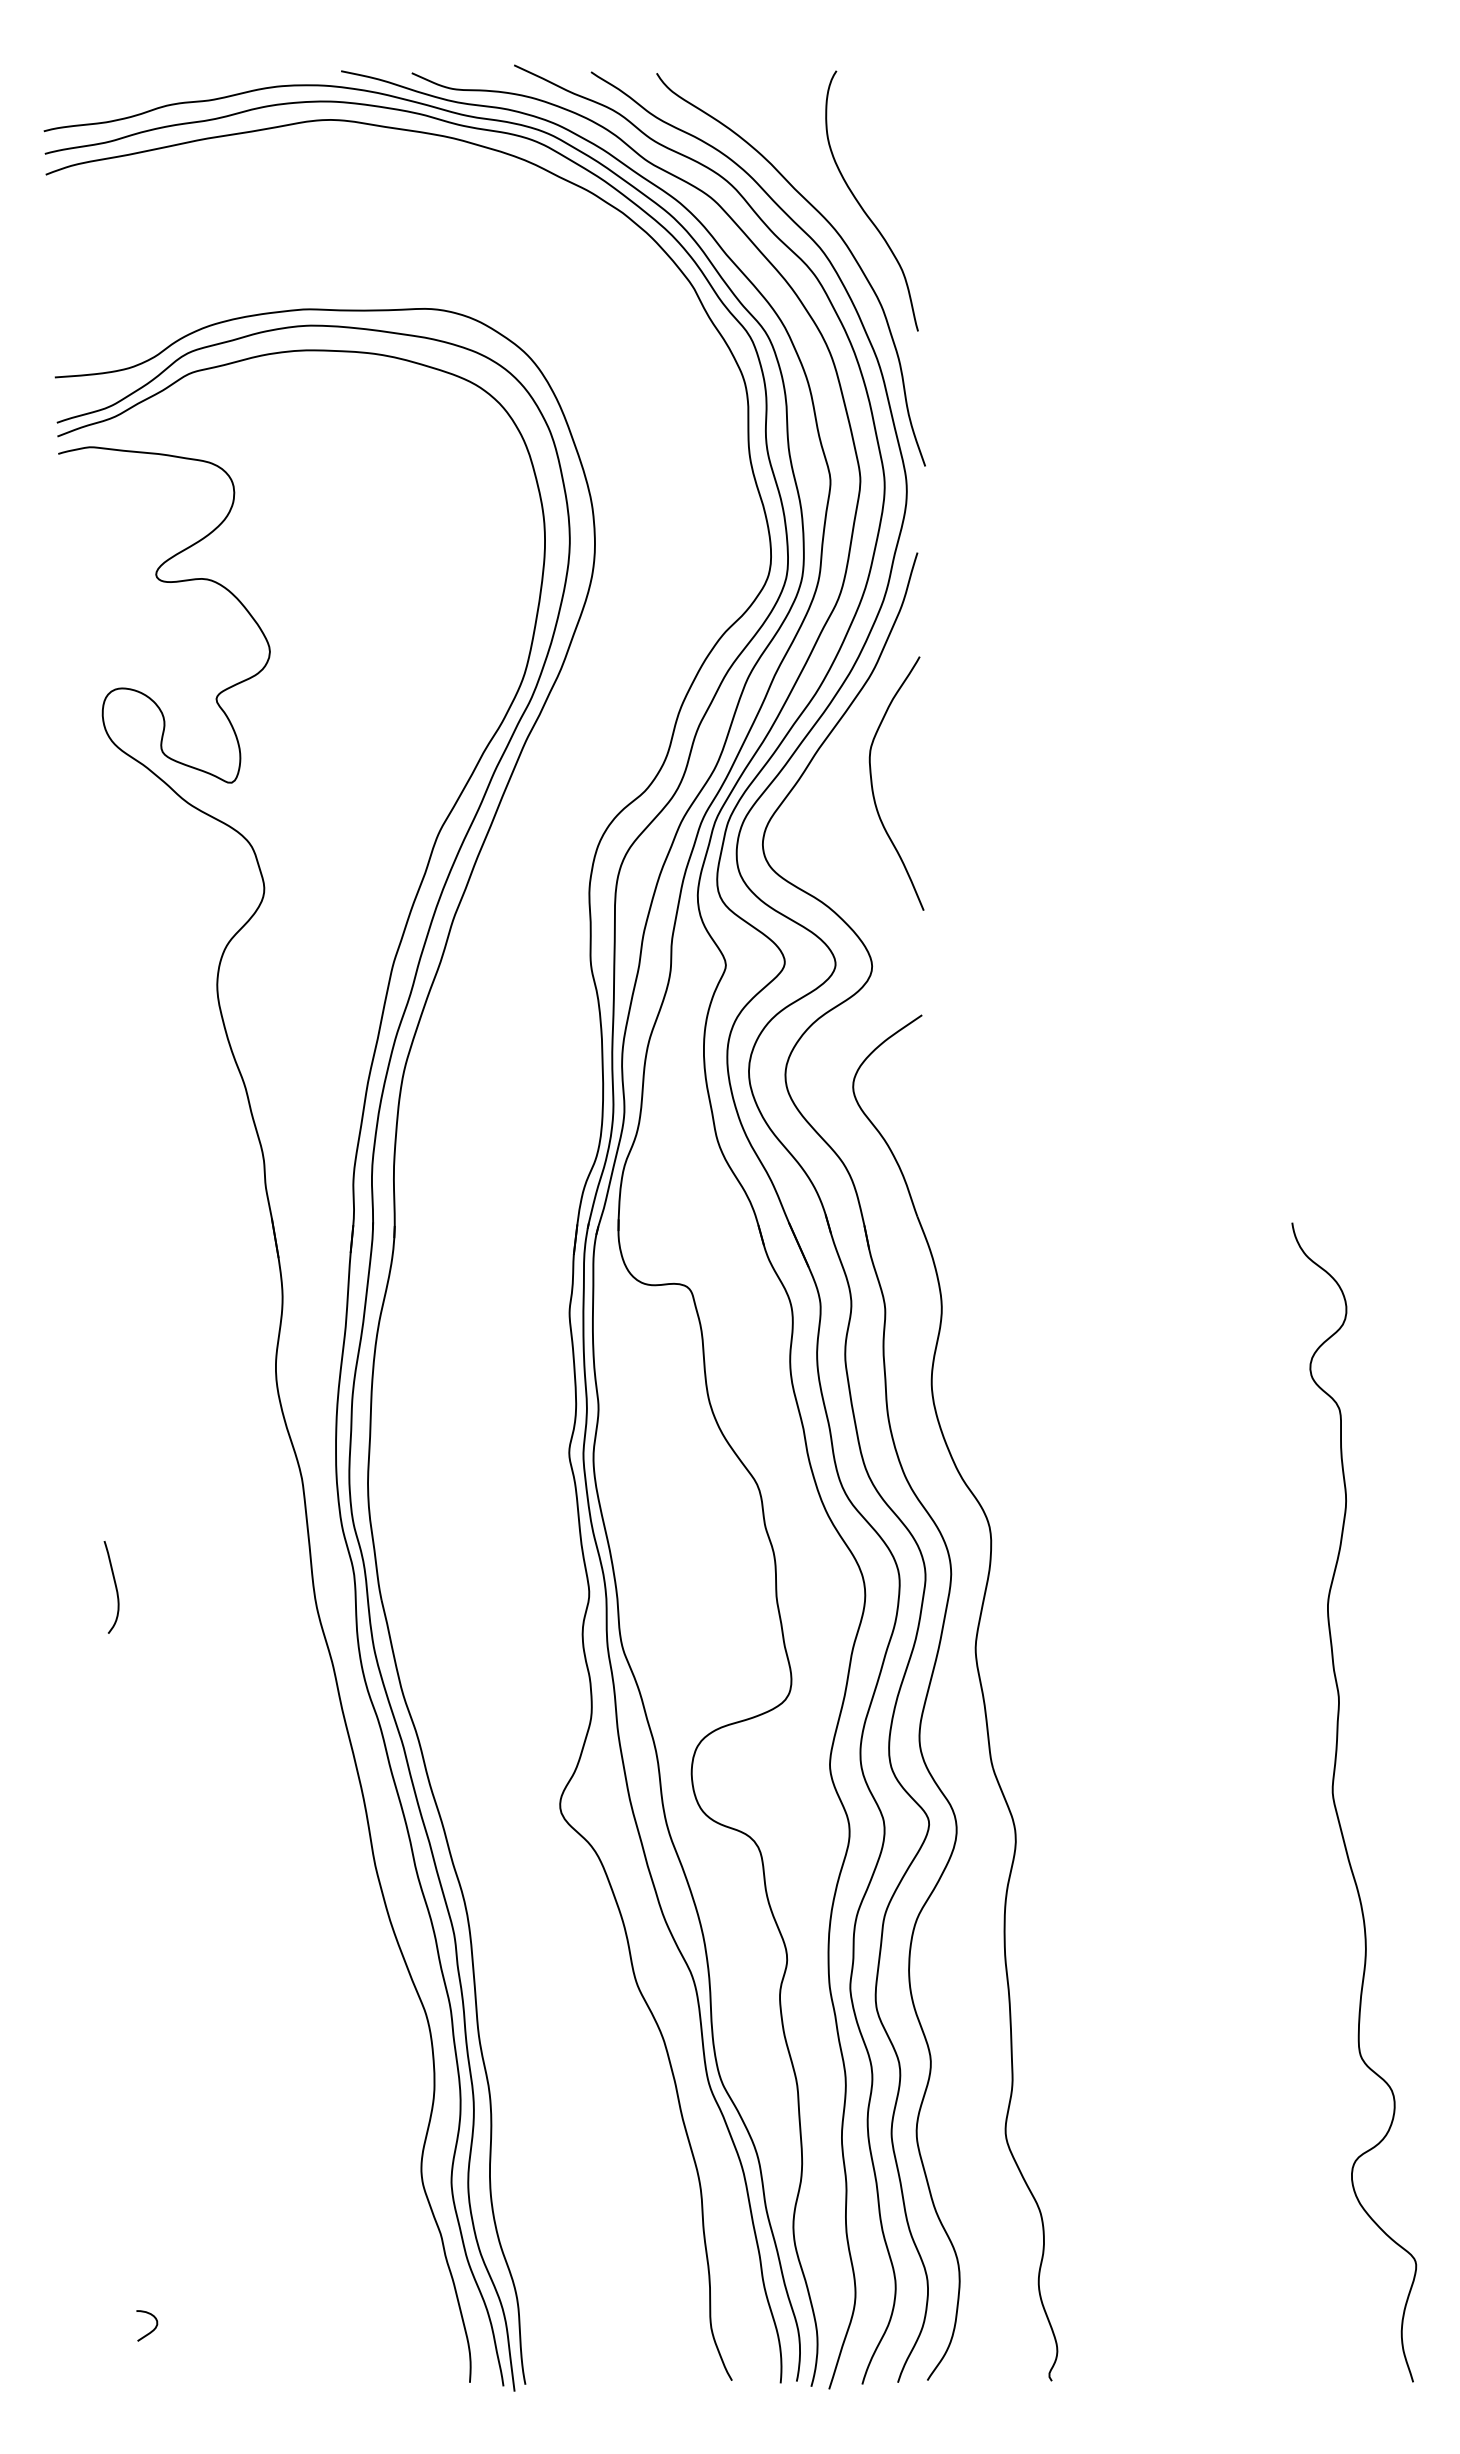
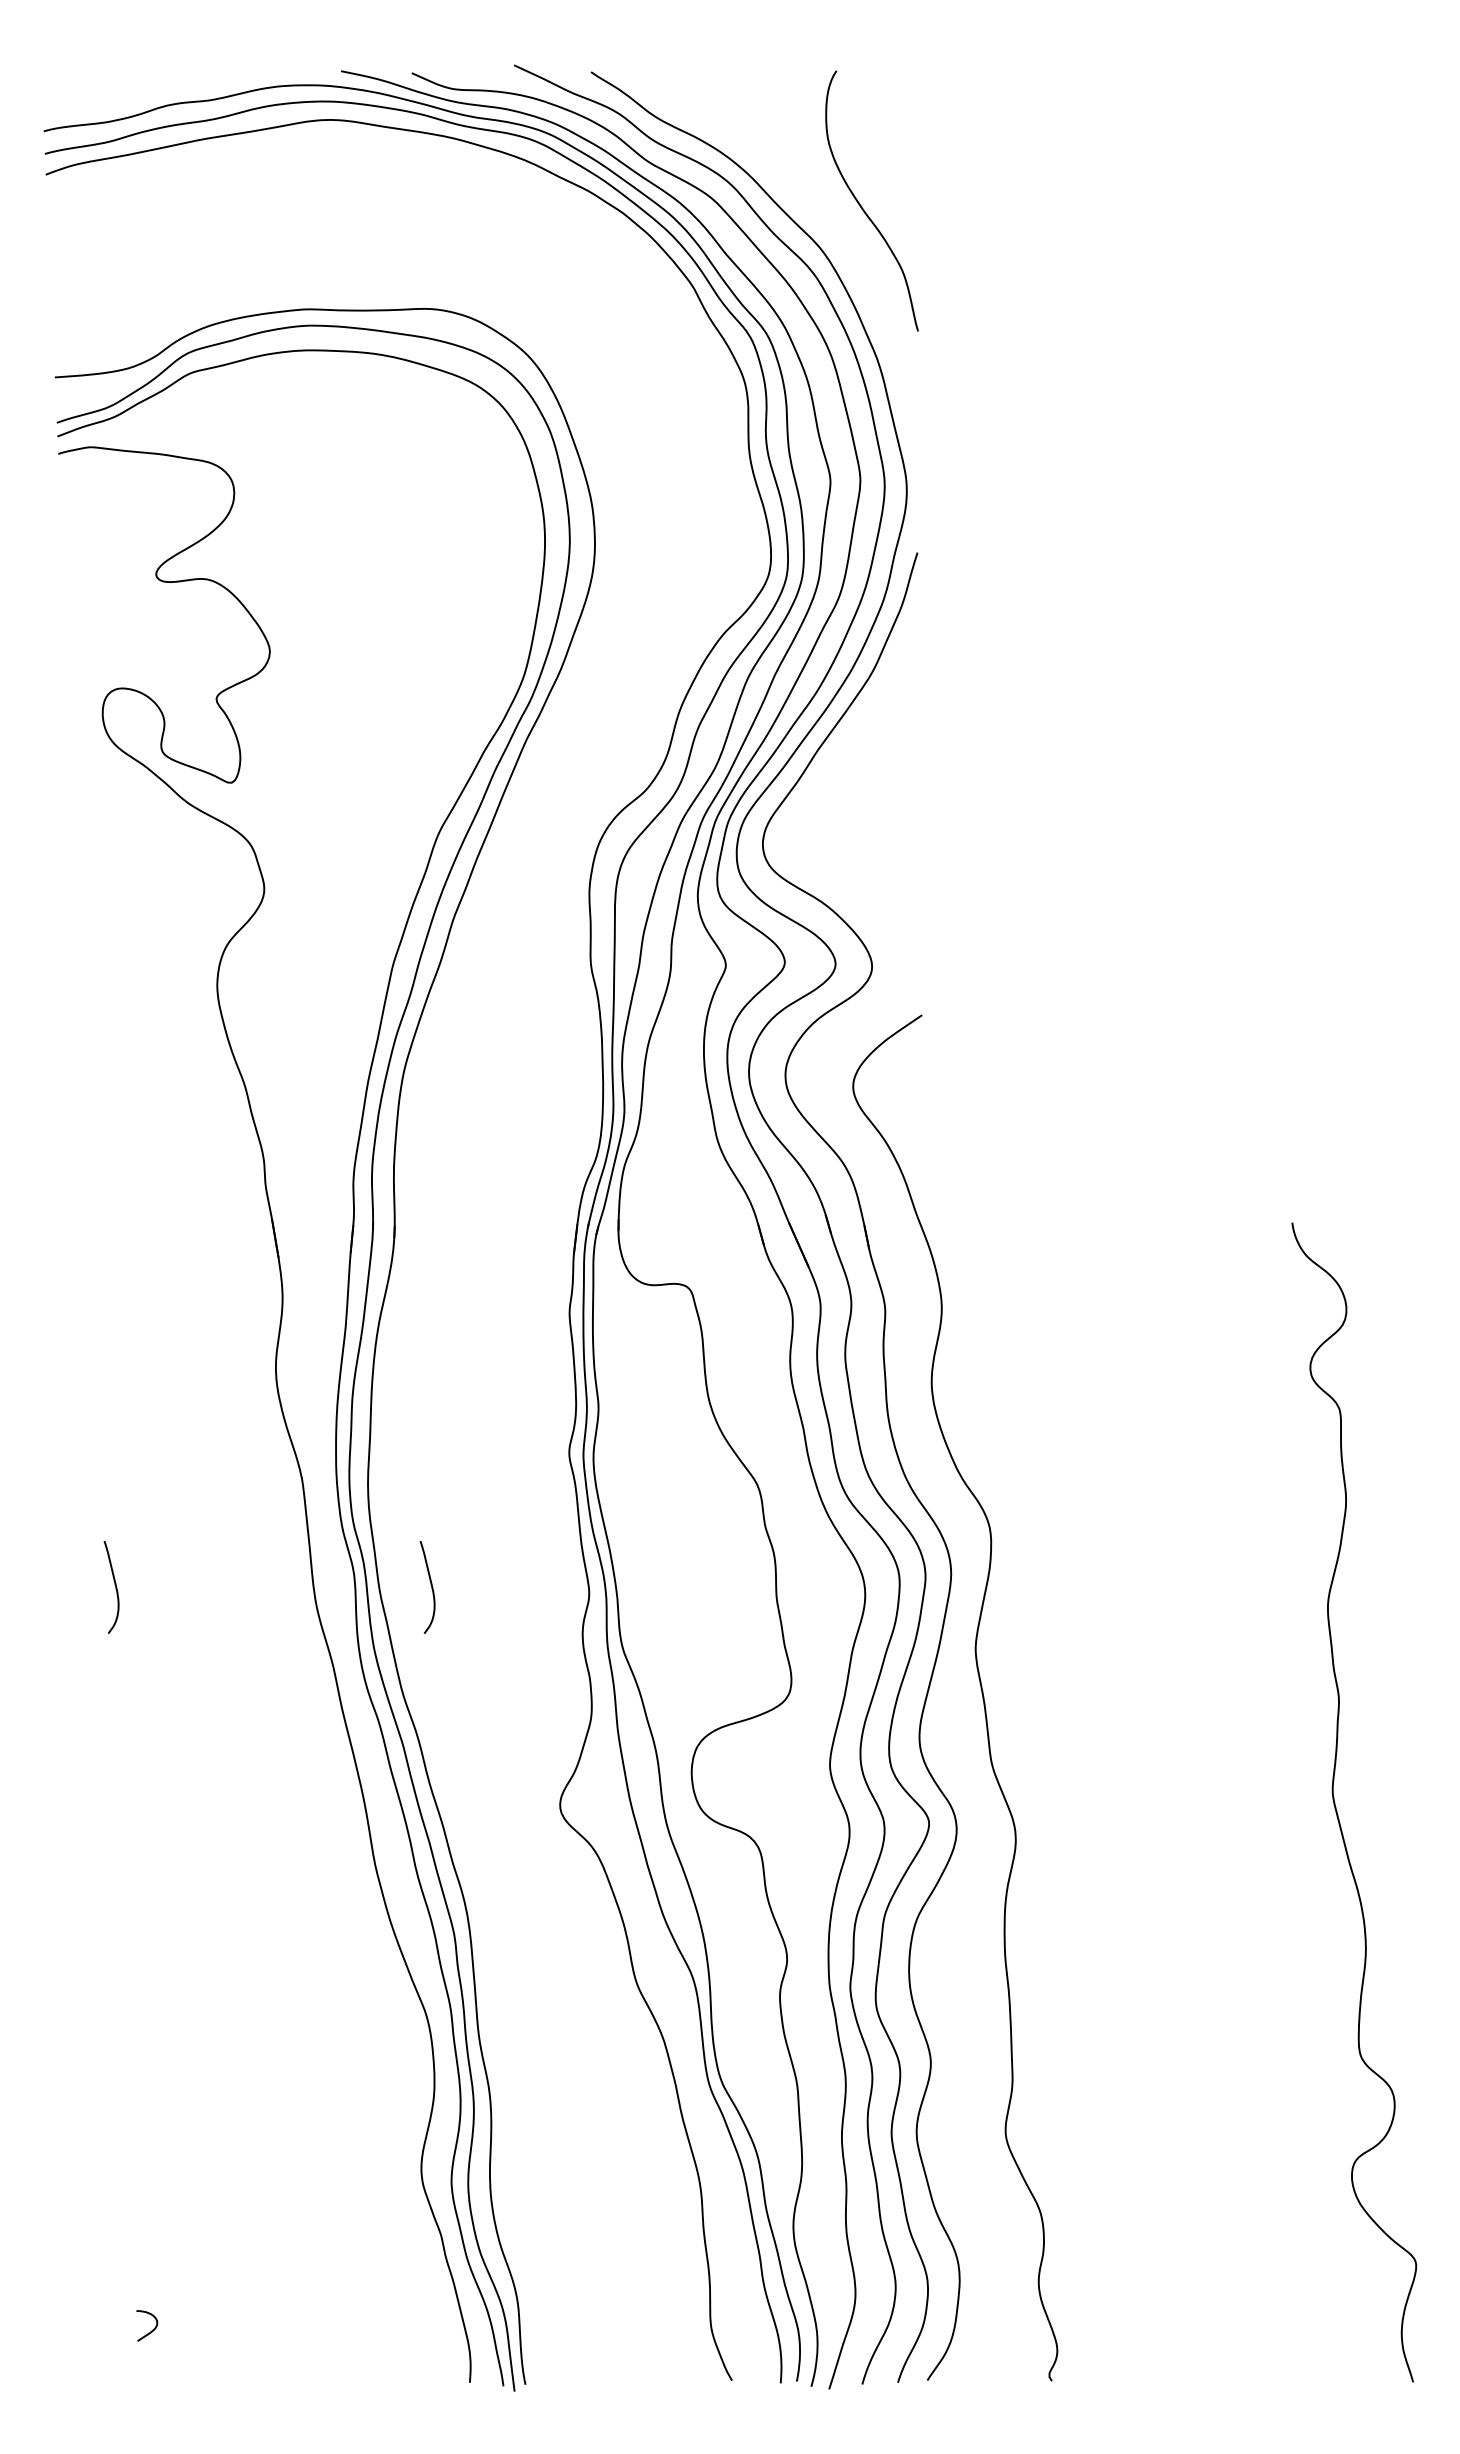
curve: present -> none (836, 233)
curve: present -> none (873, 788)
curve: none -> present (430, 1585)
